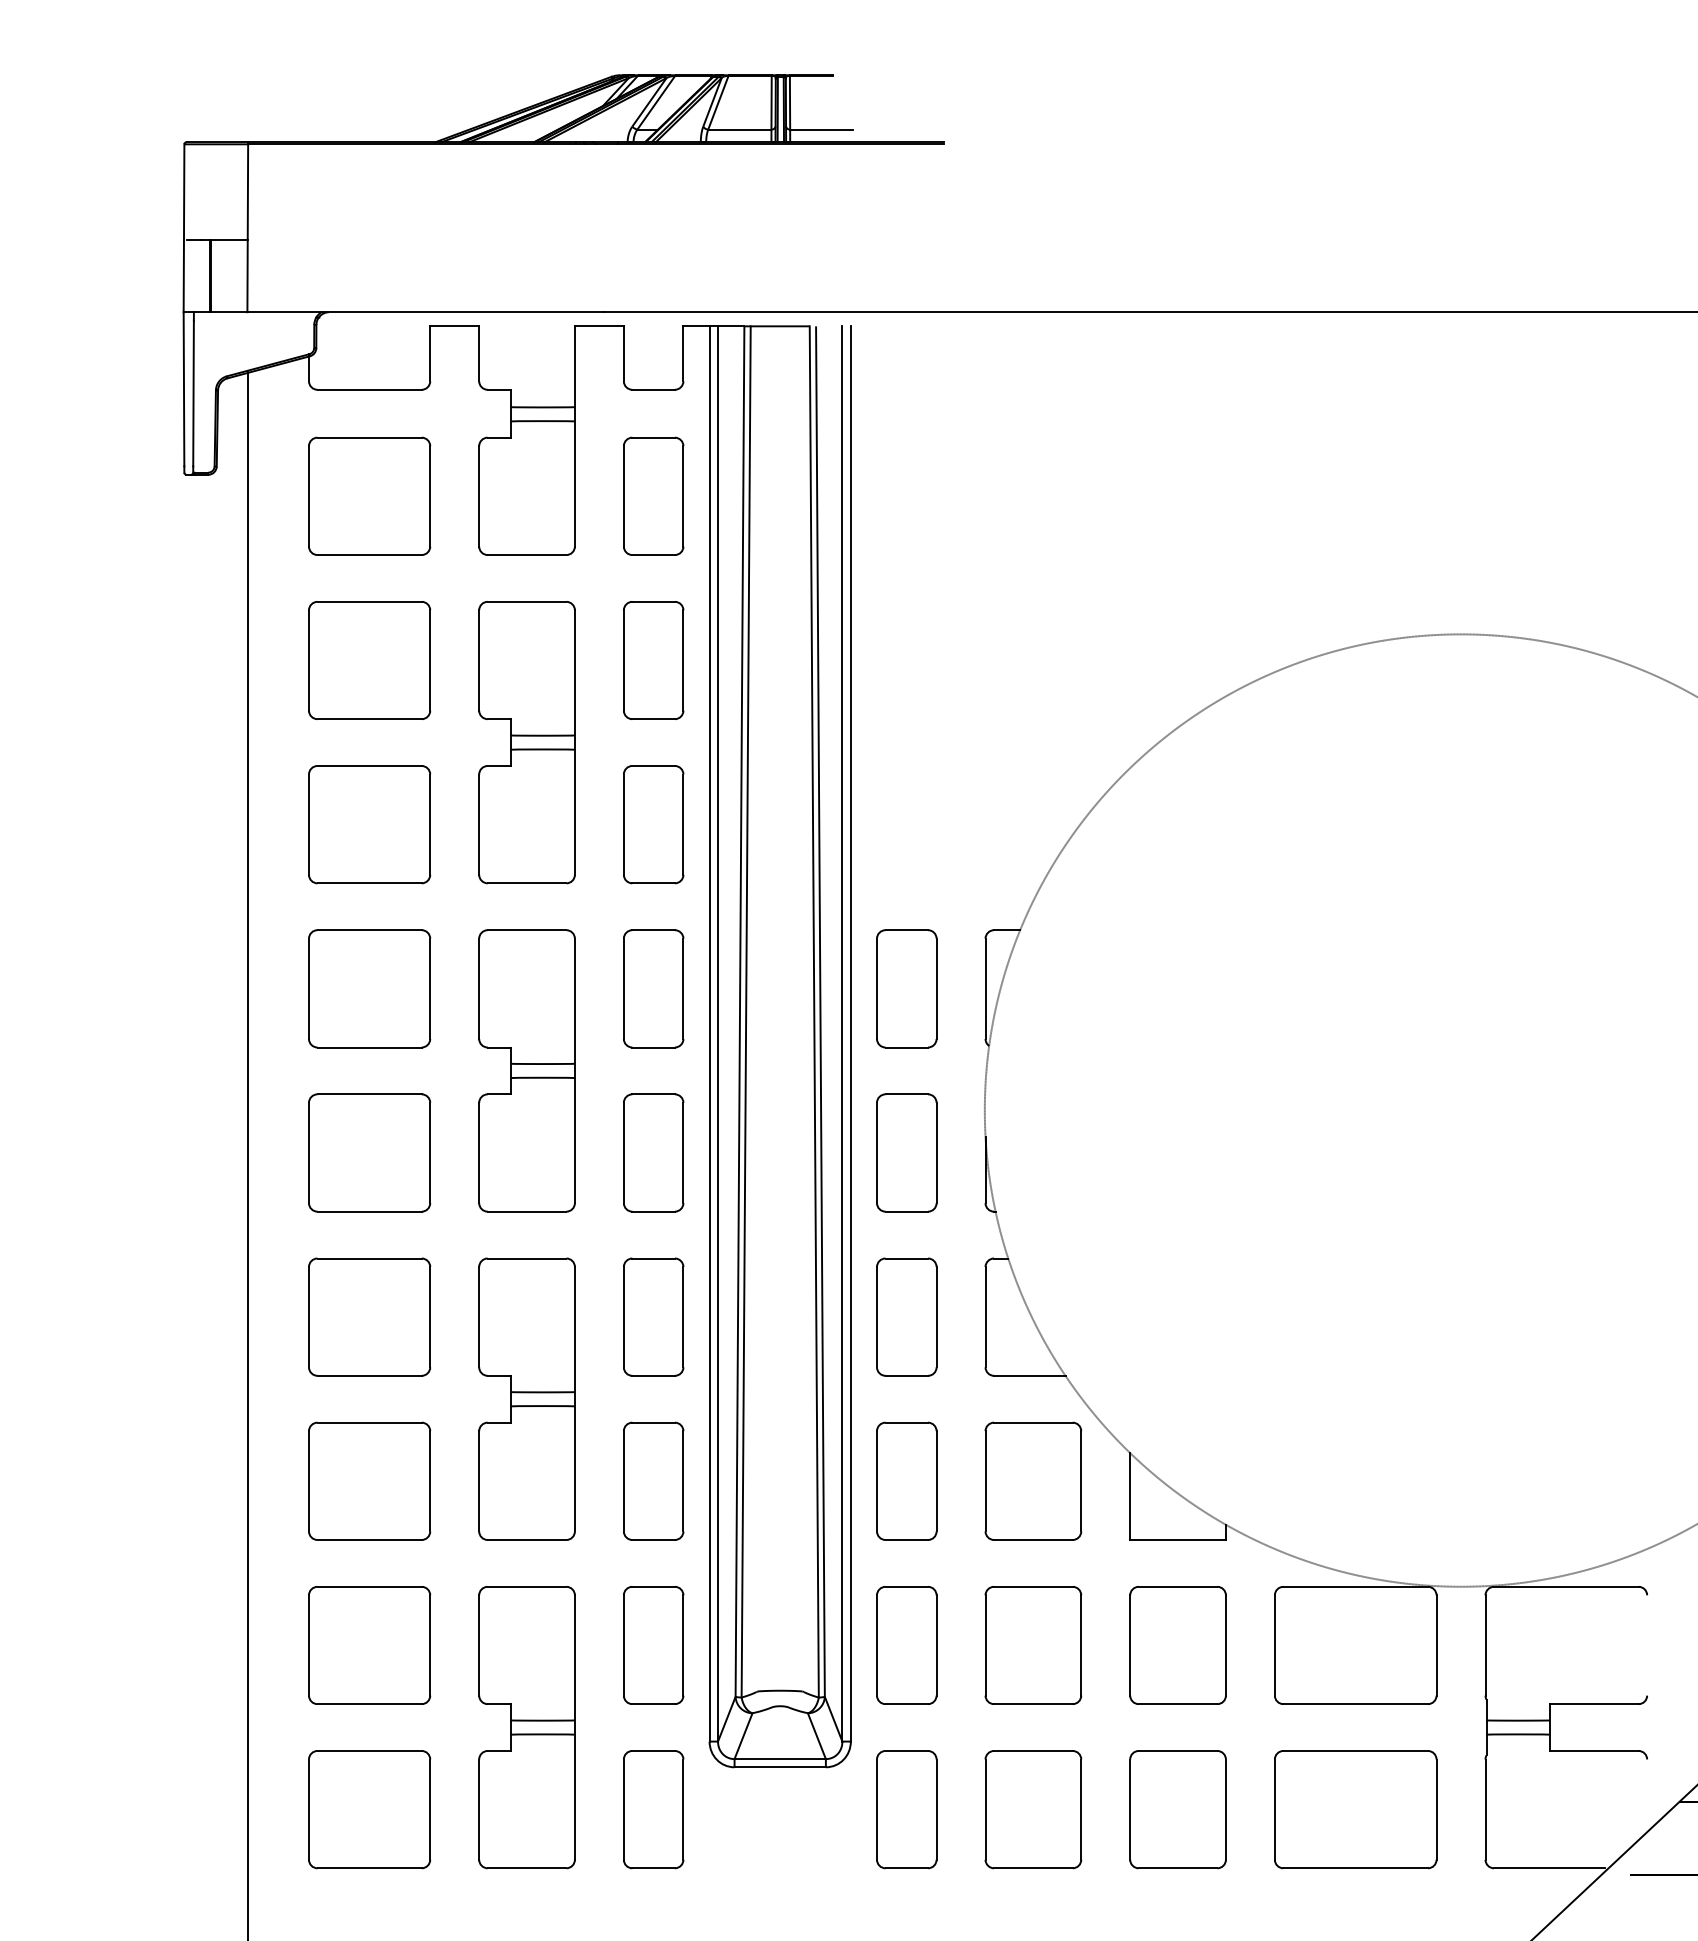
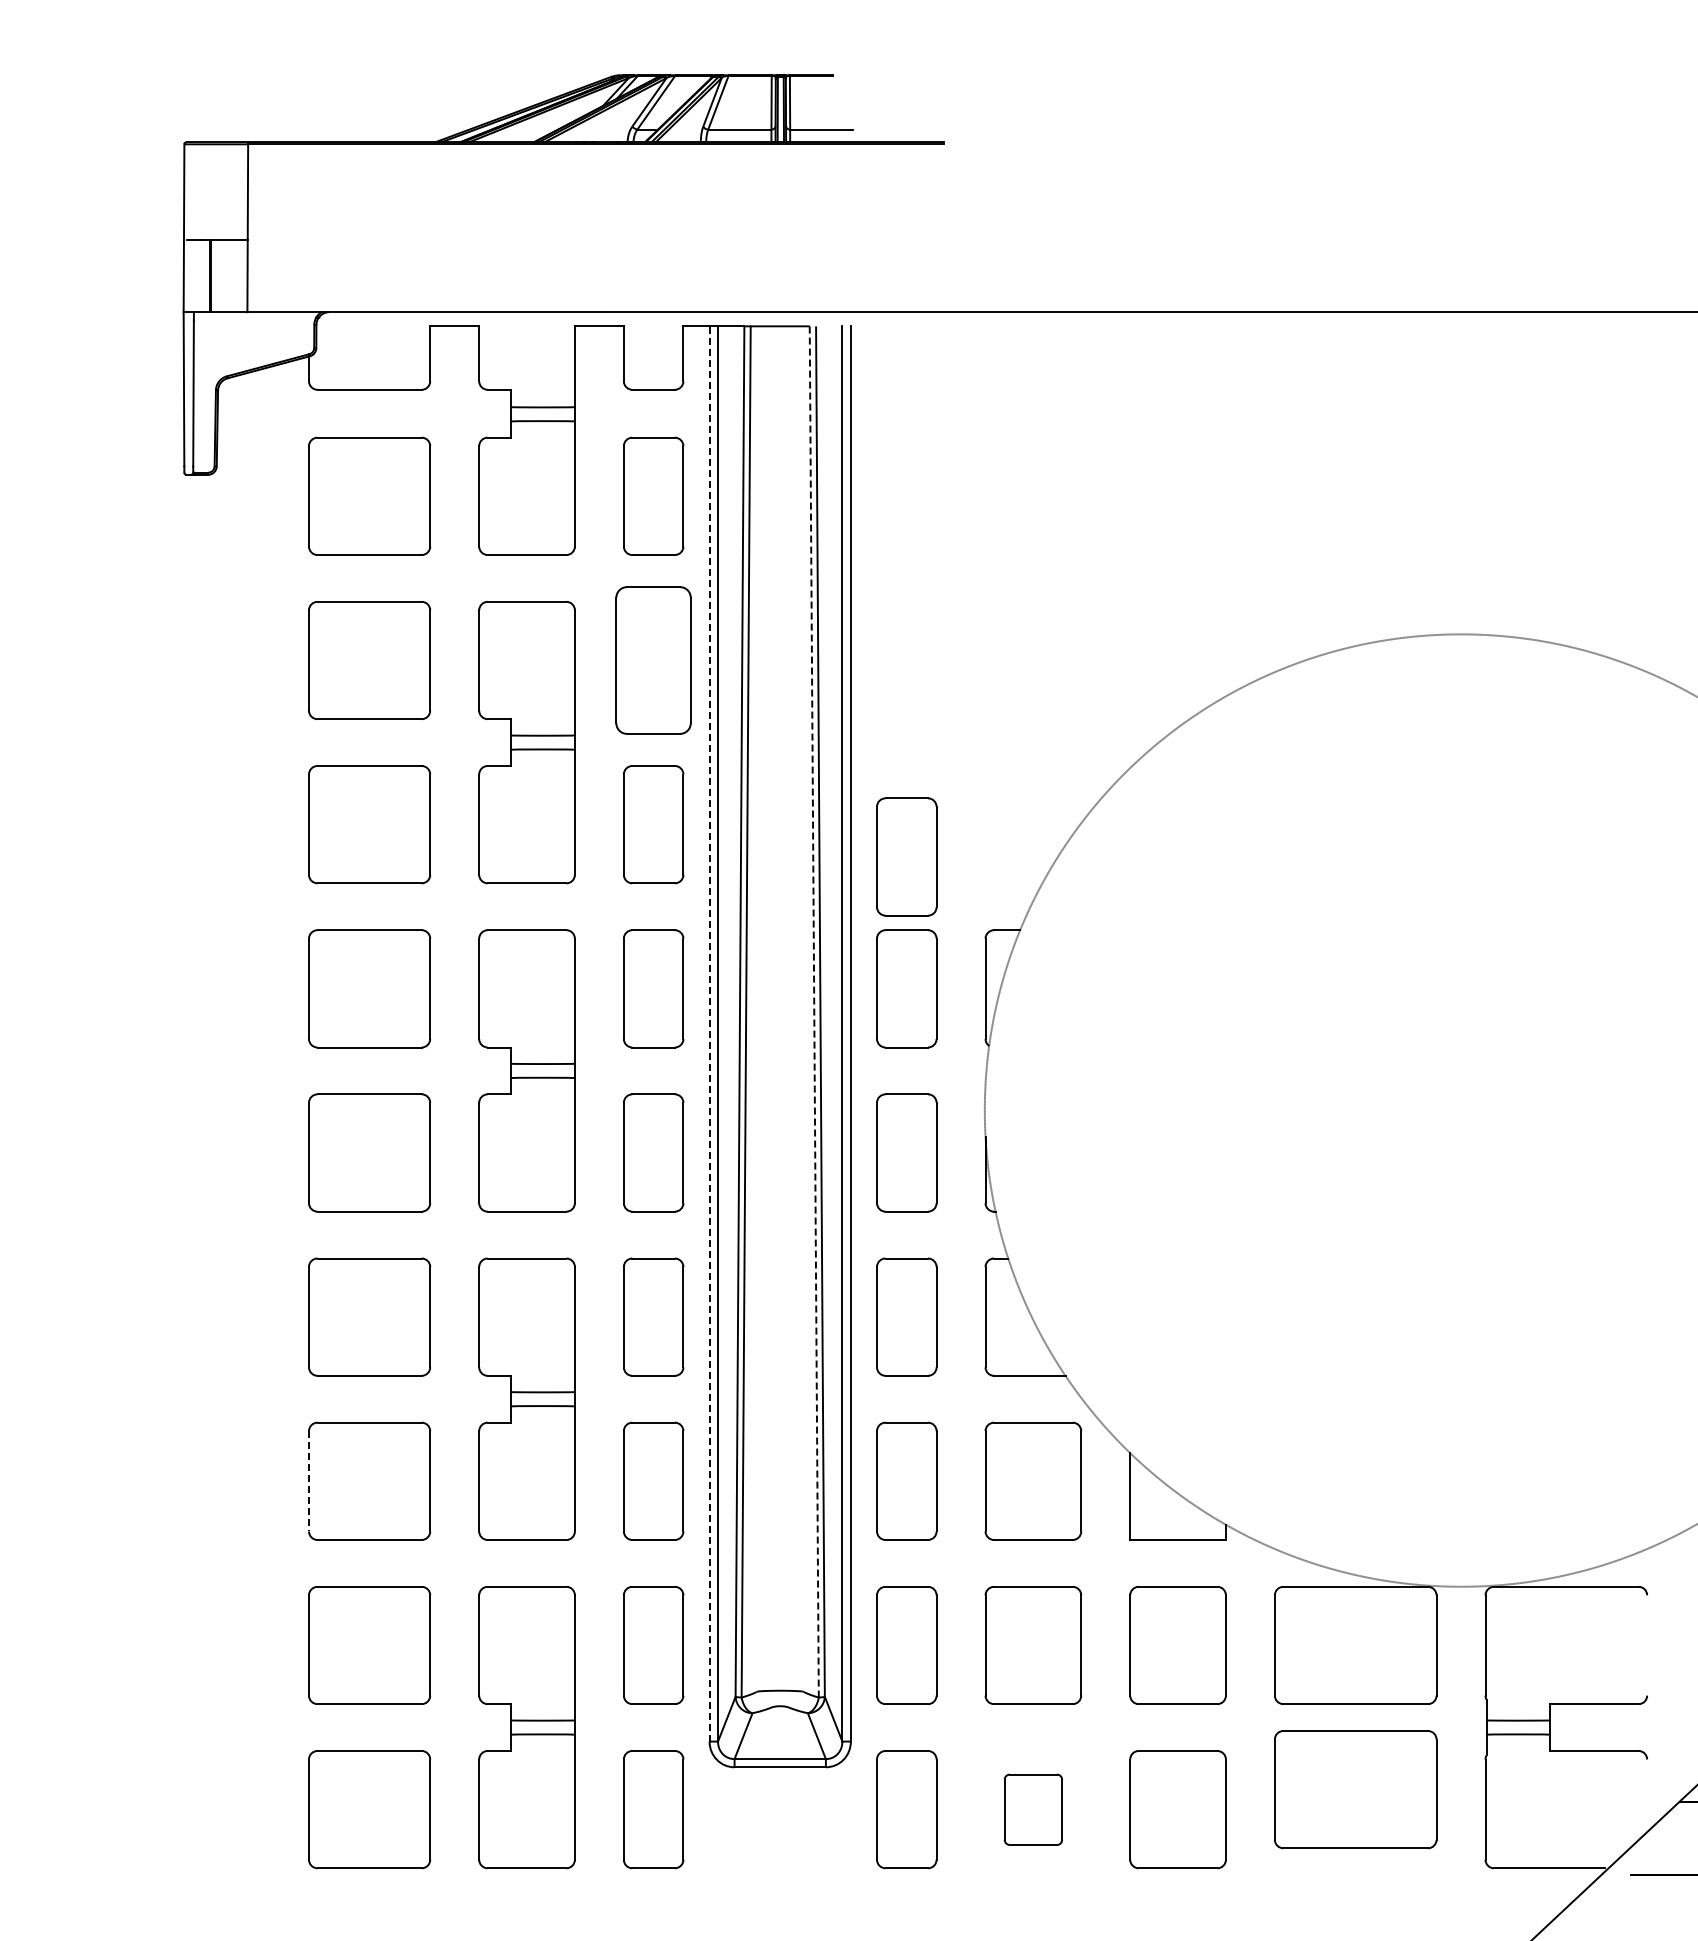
part size: 62x119 px -> 77x149 px (653, 660)
part: none -> present (906, 856)
line: solid -> dashed (814, 1011)
line: solid -> dashed (709, 1033)
line: present -> none (248, 1153)
line: solid -> dashed (309, 1481)
part size: 99x120 px -> 60x73 px (1032, 1809)
part position: (1355, 1809) -> (1355, 1789) (1355, 1789)
